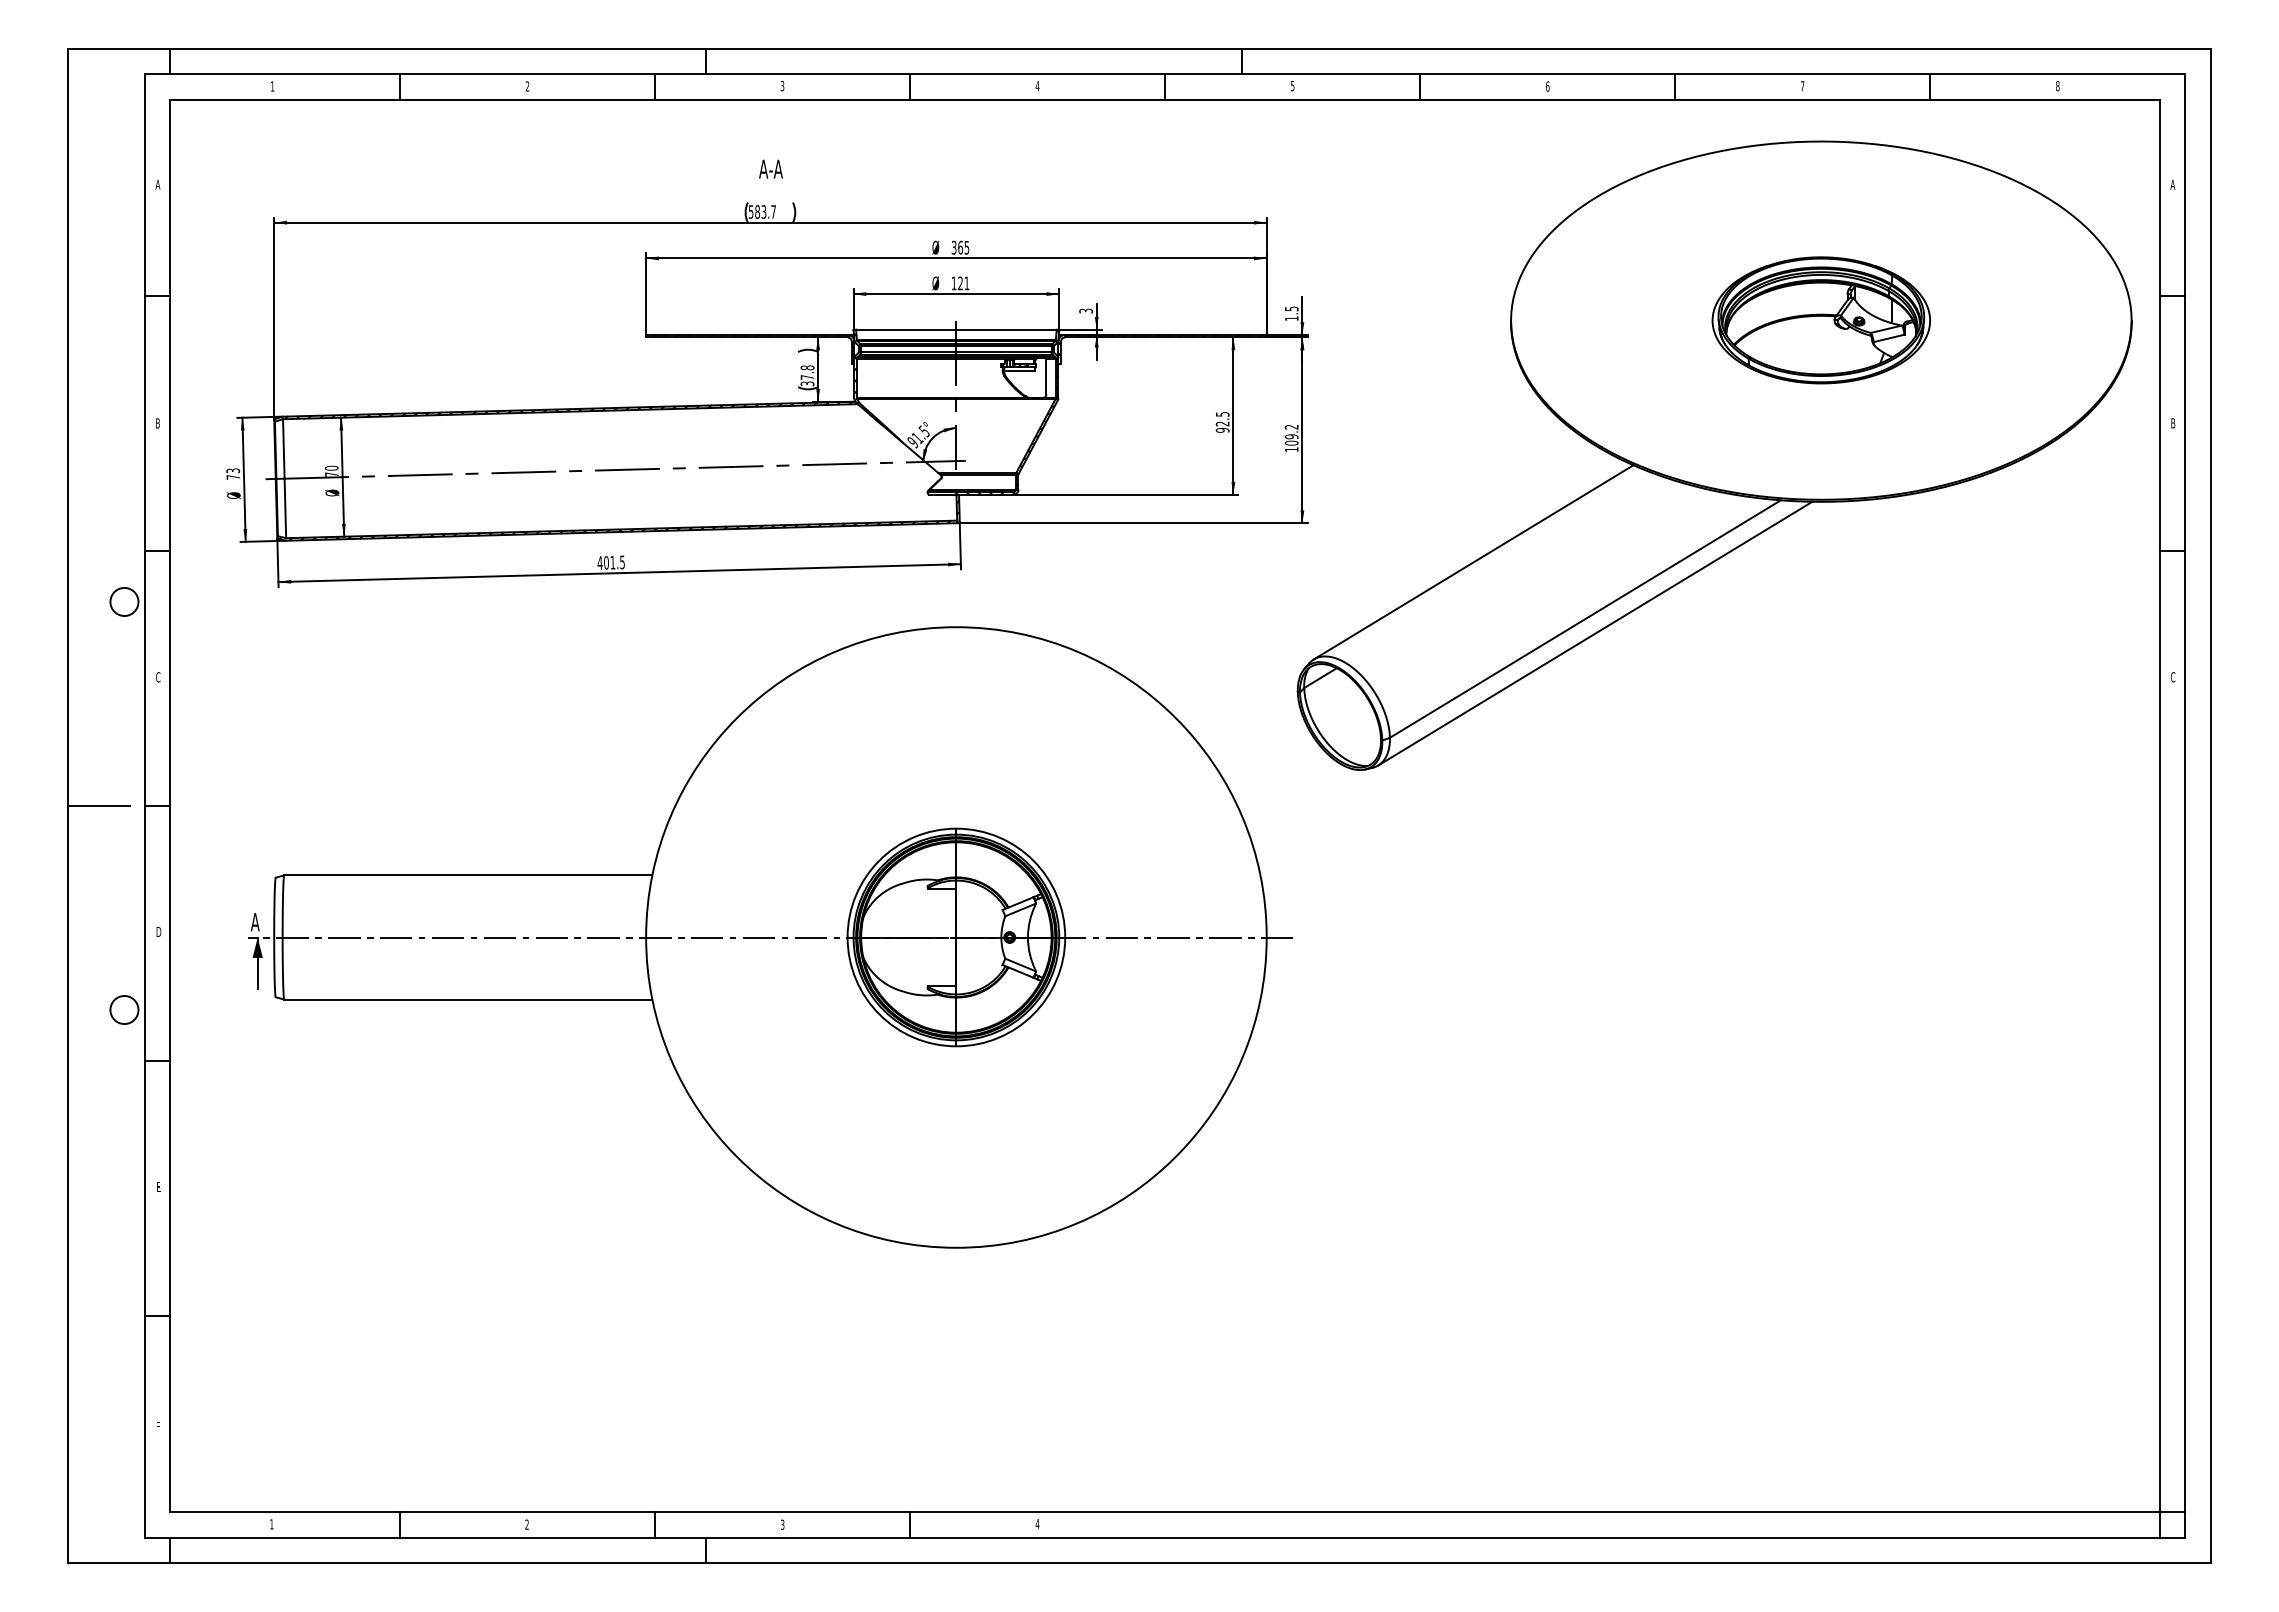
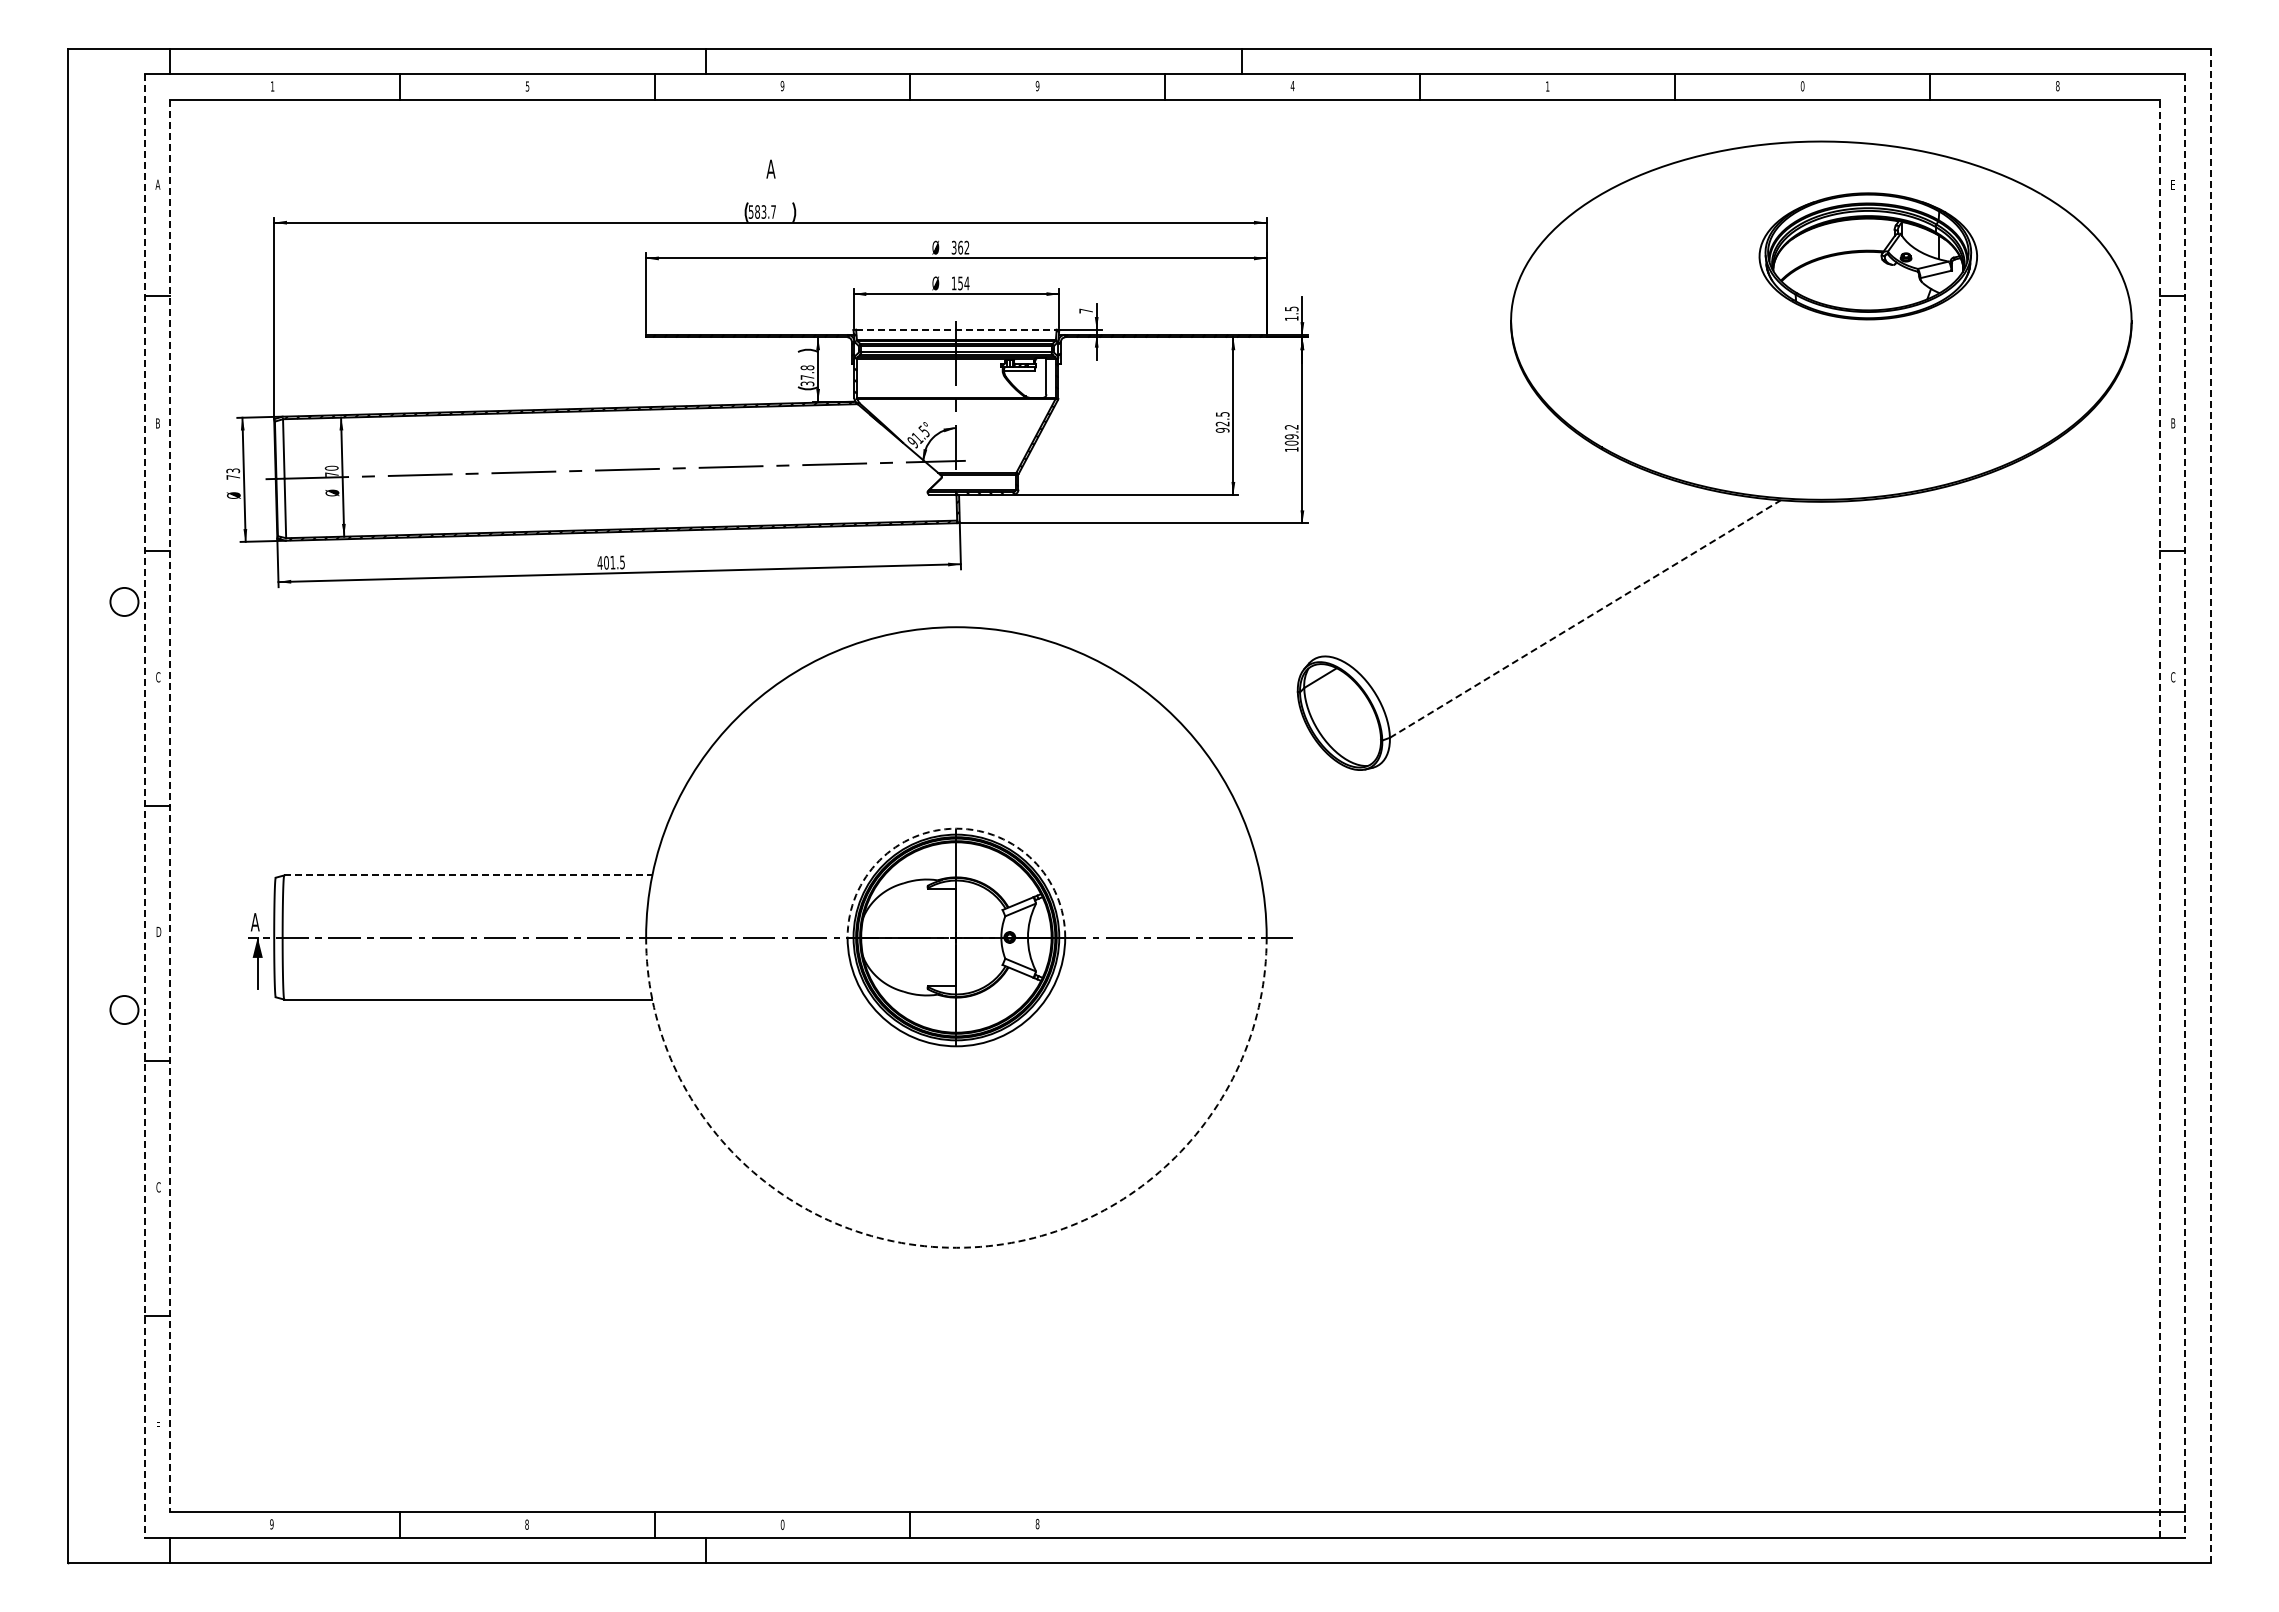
text: 3 -> 9 (782, 85)
text: 4 -> 9 (1037, 85)
text: 2 -> 5 (527, 86)
text: 5 -> 4 (1292, 86)
text: 6 -> 1 (1547, 86)
text: 7 -> 0 (1802, 86)
text: A-A -> A (770, 168)
text: A -> E (2172, 184)
text: 365 -> 362 (966, 247)
text: 121 -> 154 (963, 283)
text: 3 -> 7 (1086, 310)
part position: (1820, 320) -> (1867, 256) (1867, 256)
line: solid -> dashed (956, 329)
line: present -> none (1473, 562)
line: solid -> dashed (1585, 619)
line: present -> none (1595, 633)
line: solid -> dashed (2210, 805)
line: present -> none (98, 806)
line: solid -> dashed (144, 806)
line: solid -> dashed (170, 806)
line: solid -> dashed (2185, 806)
line: solid -> dashed (2159, 818)
arc: solid -> dashed (956, 828)
line: solid -> dashed (468, 875)
text: E -> C (158, 1187)
arc: solid -> dashed (956, 1247)
text: 1 -> 9 (271, 1524)
text: 2 -> 8 (526, 1524)
text: 3 -> 0 (782, 1524)
text: 4 -> 8 (1037, 1524)
